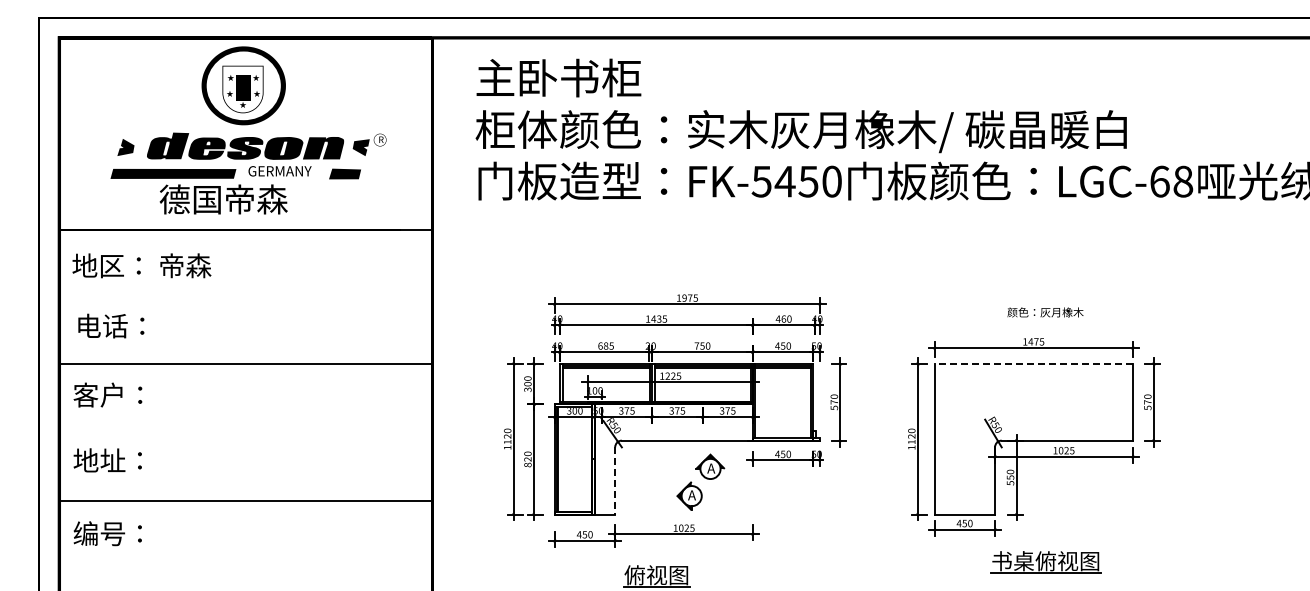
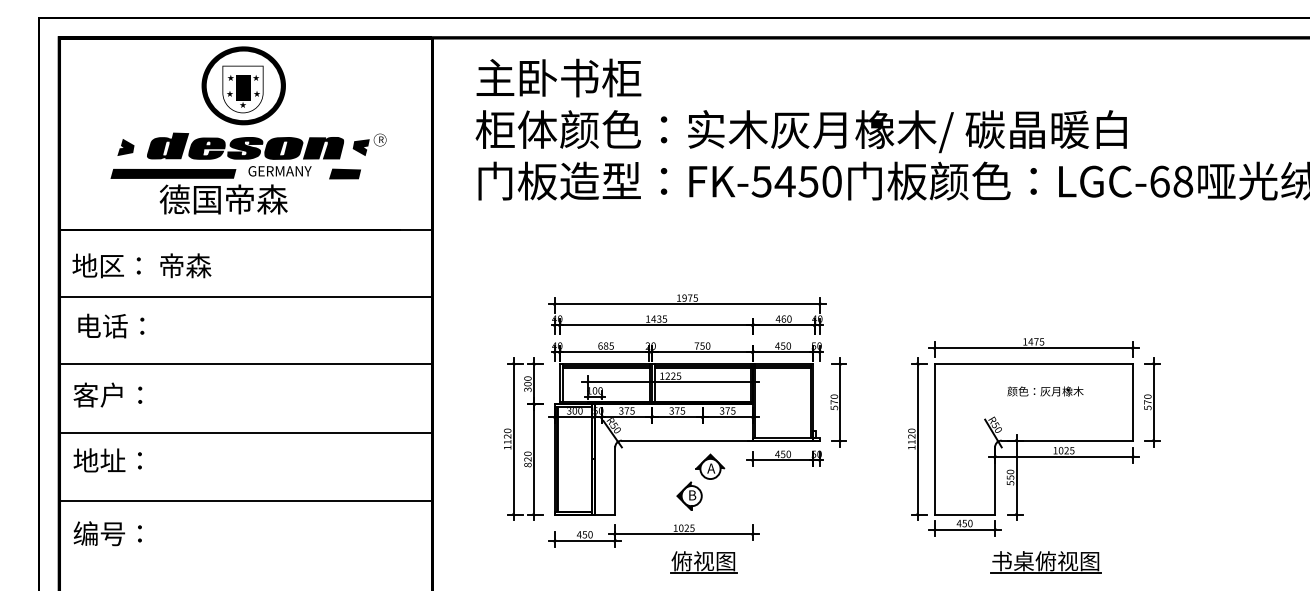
line: none -> present (245, 297)
text position: (1045, 312) -> (1045, 391) (1045, 391)
line: dashed -> solid (1033, 364)
line: none -> present (245, 432)
line: dashed -> solid (615, 480)
text: A -> B (692, 495)
part position: (656, 576) -> (703, 562) (703, 562)
